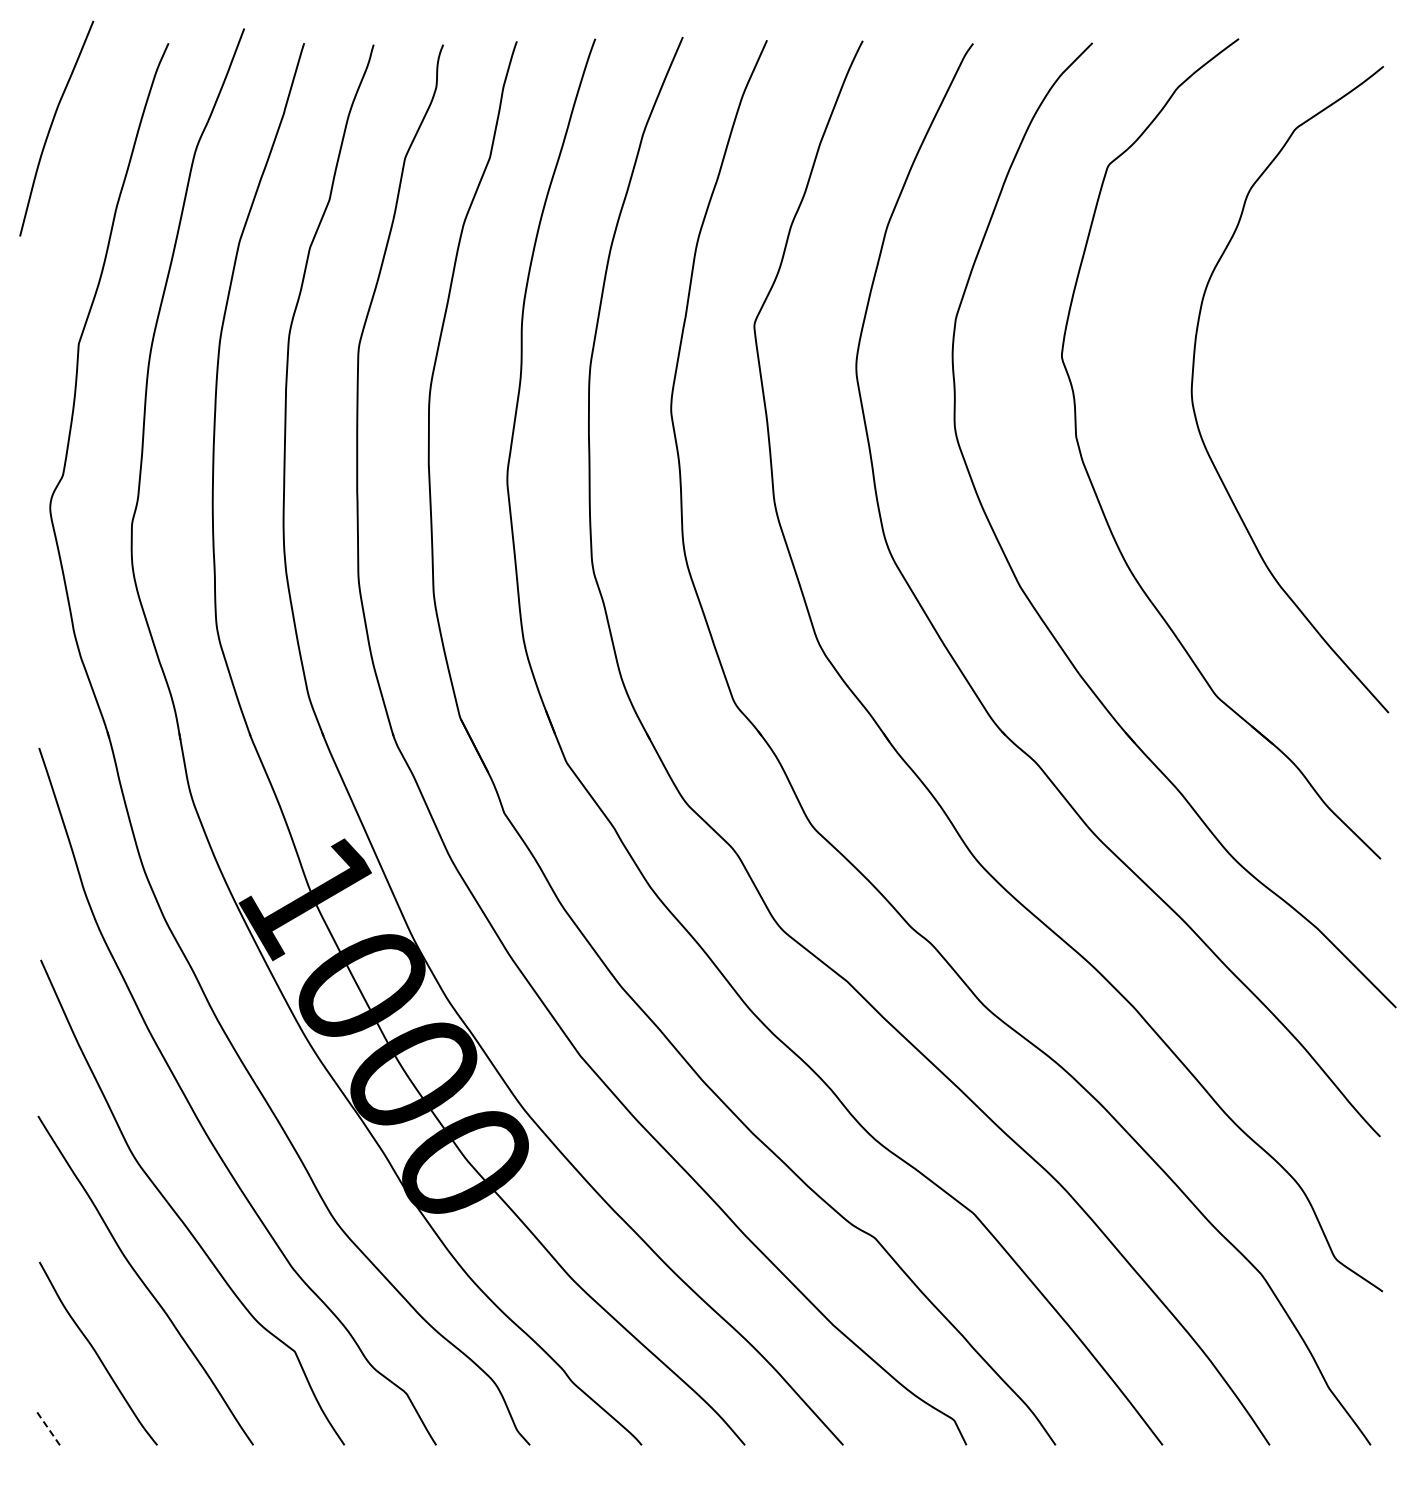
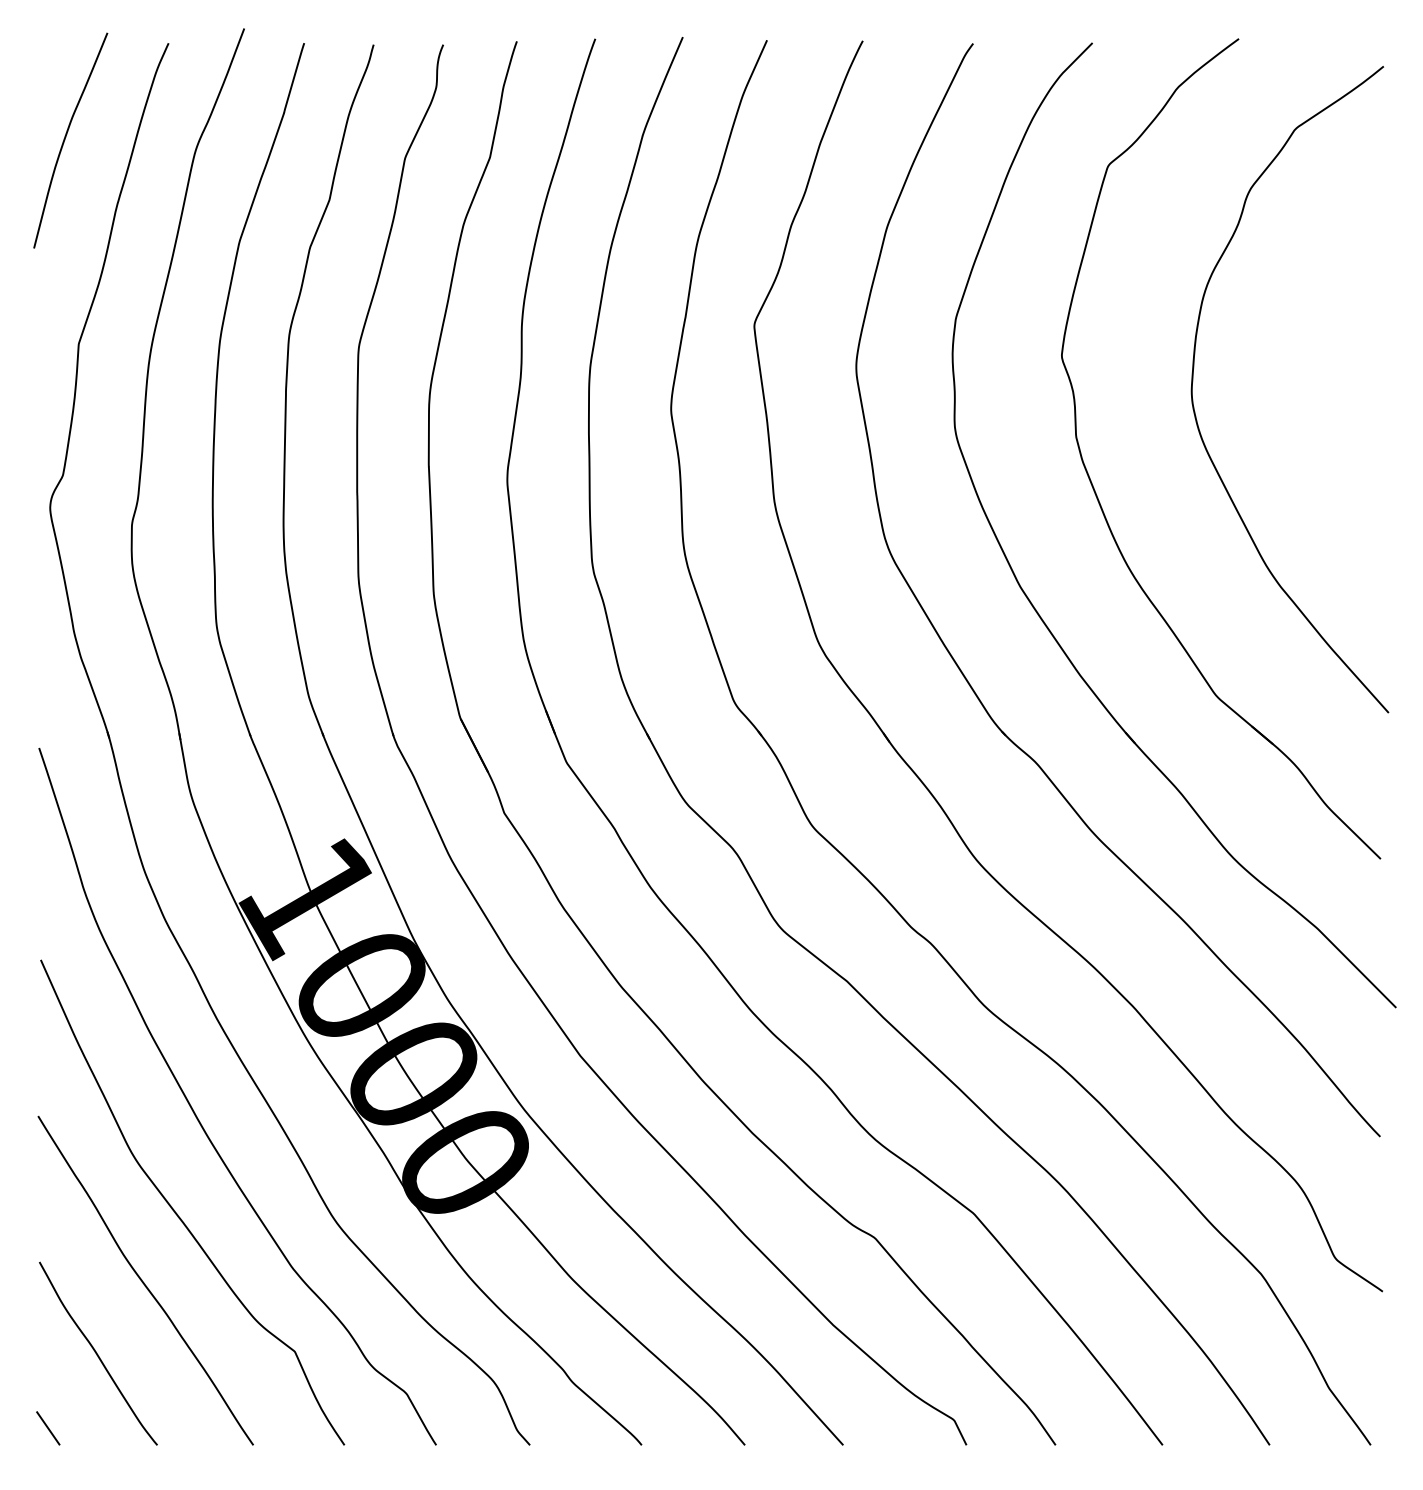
curve position: (52, 125) -> (66, 137) (66, 137)
line: dashed -> solid (48, 1428)
